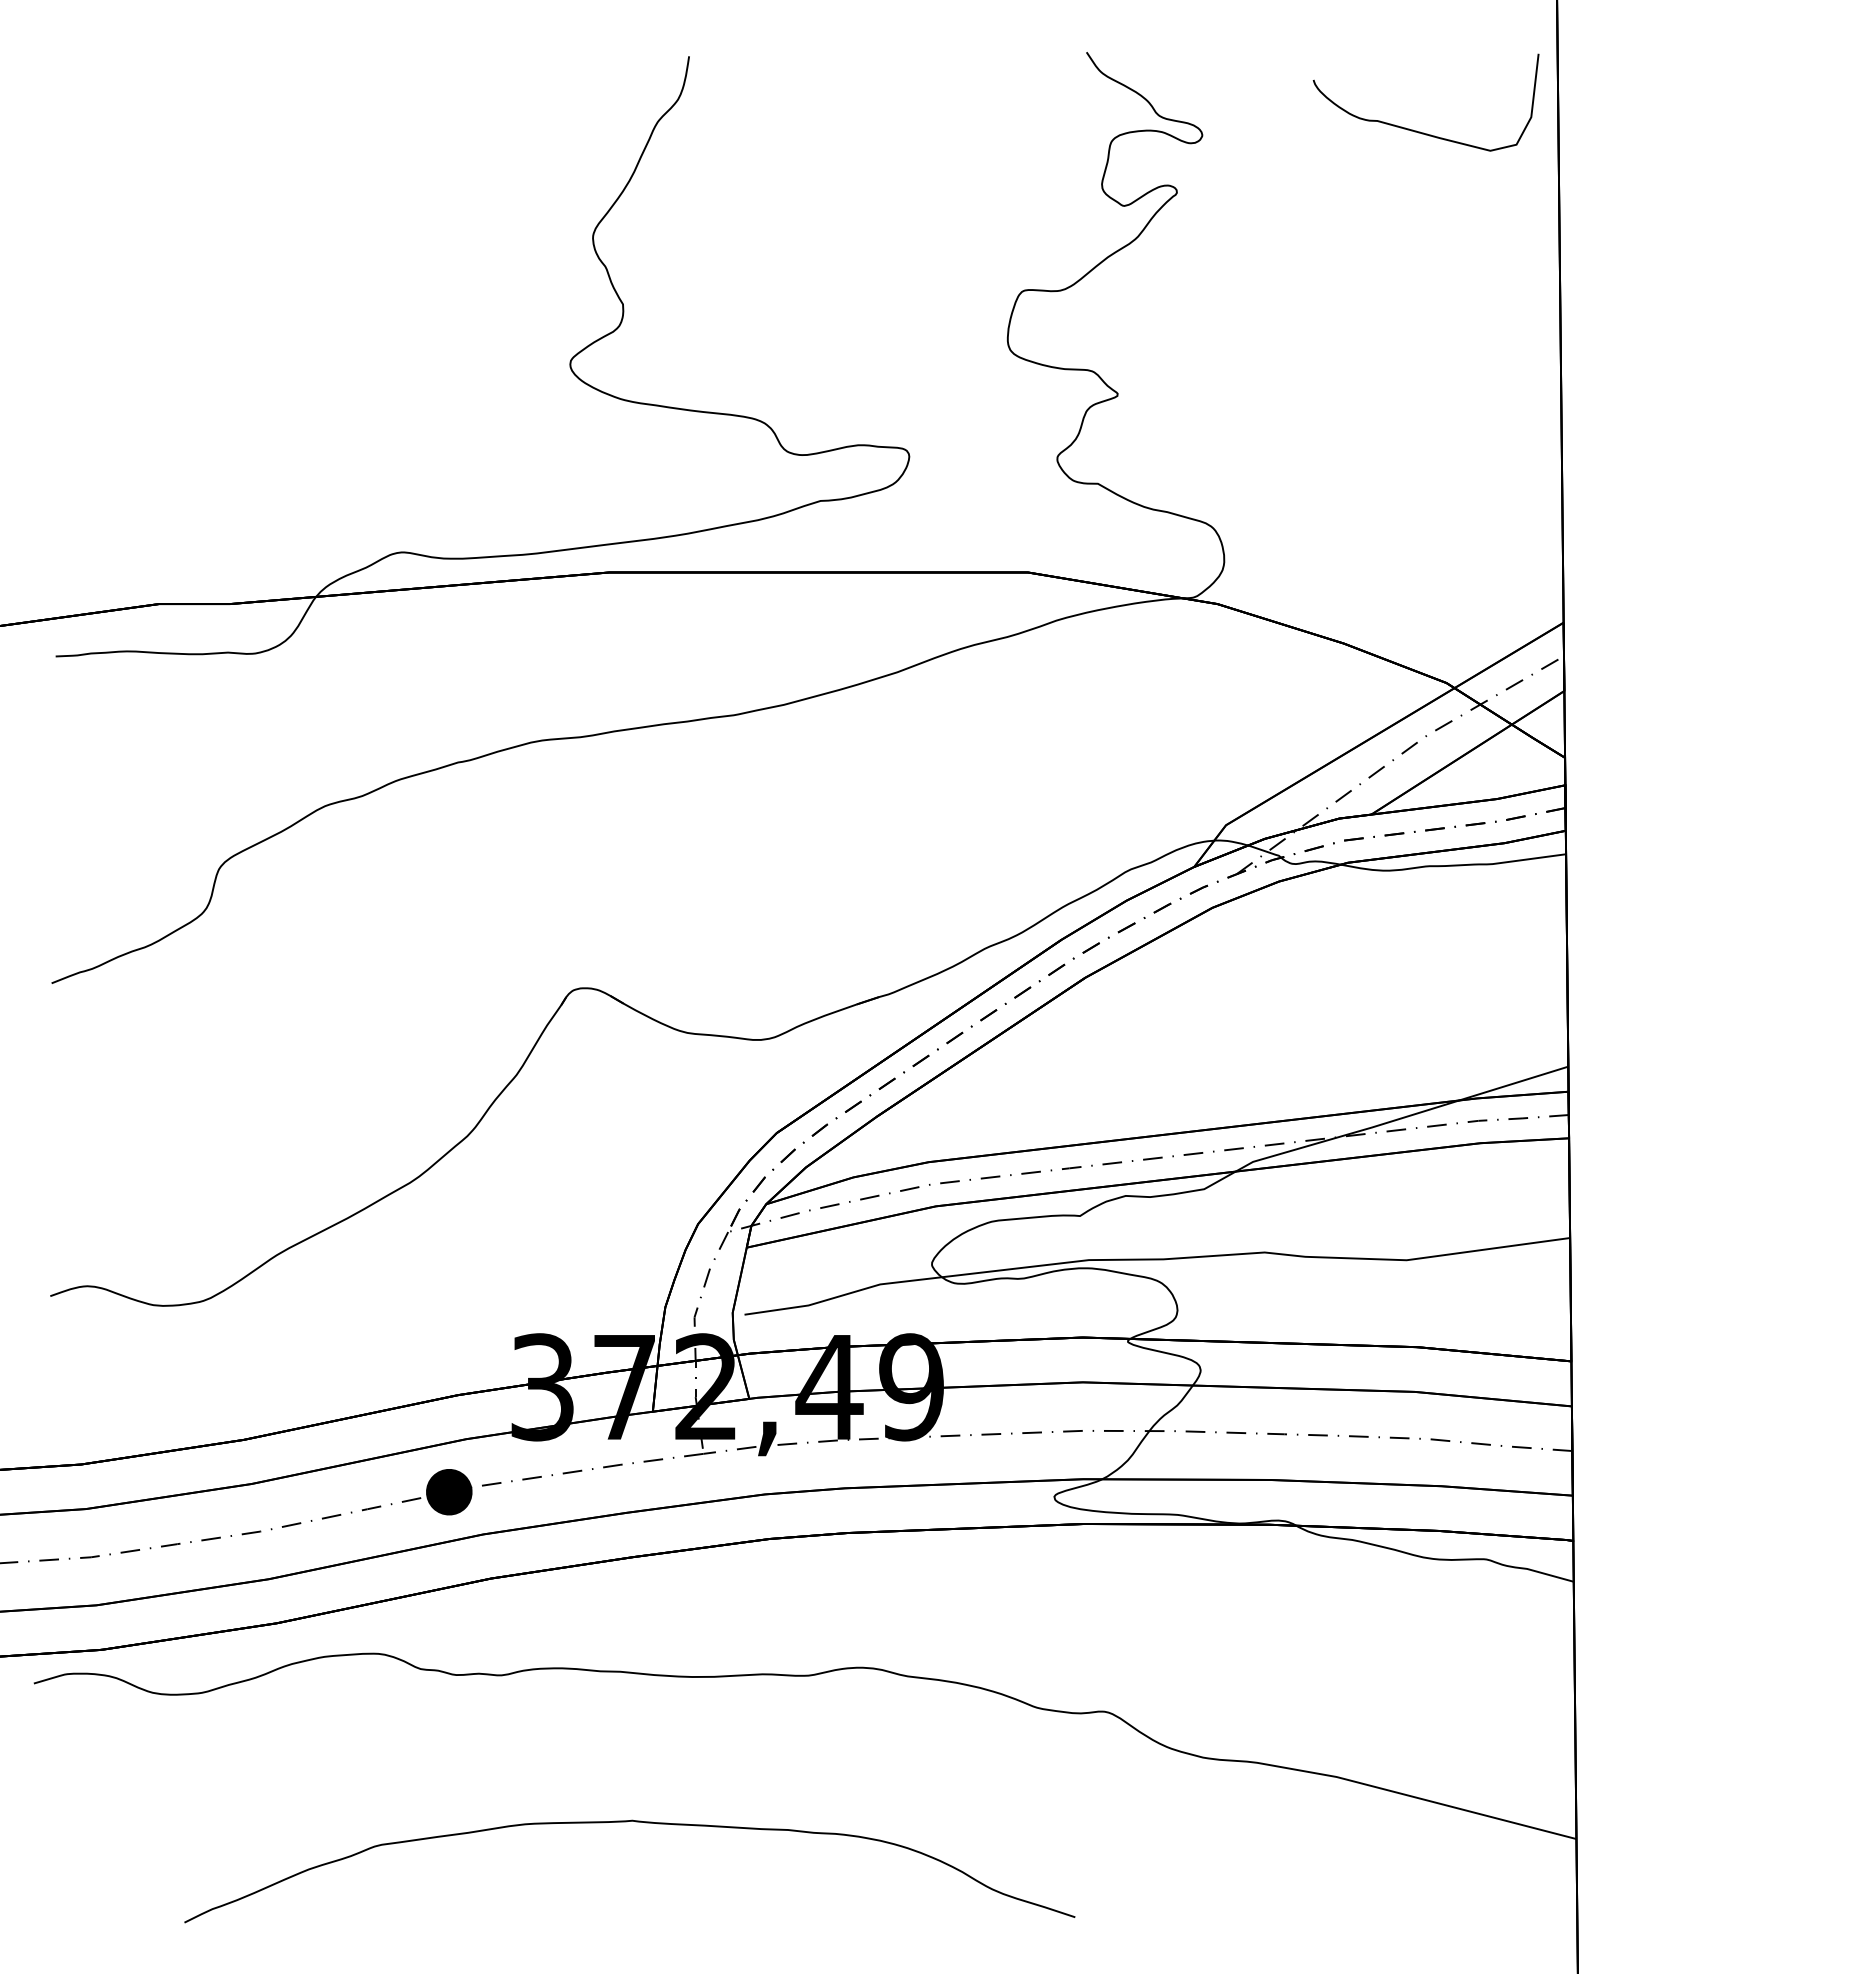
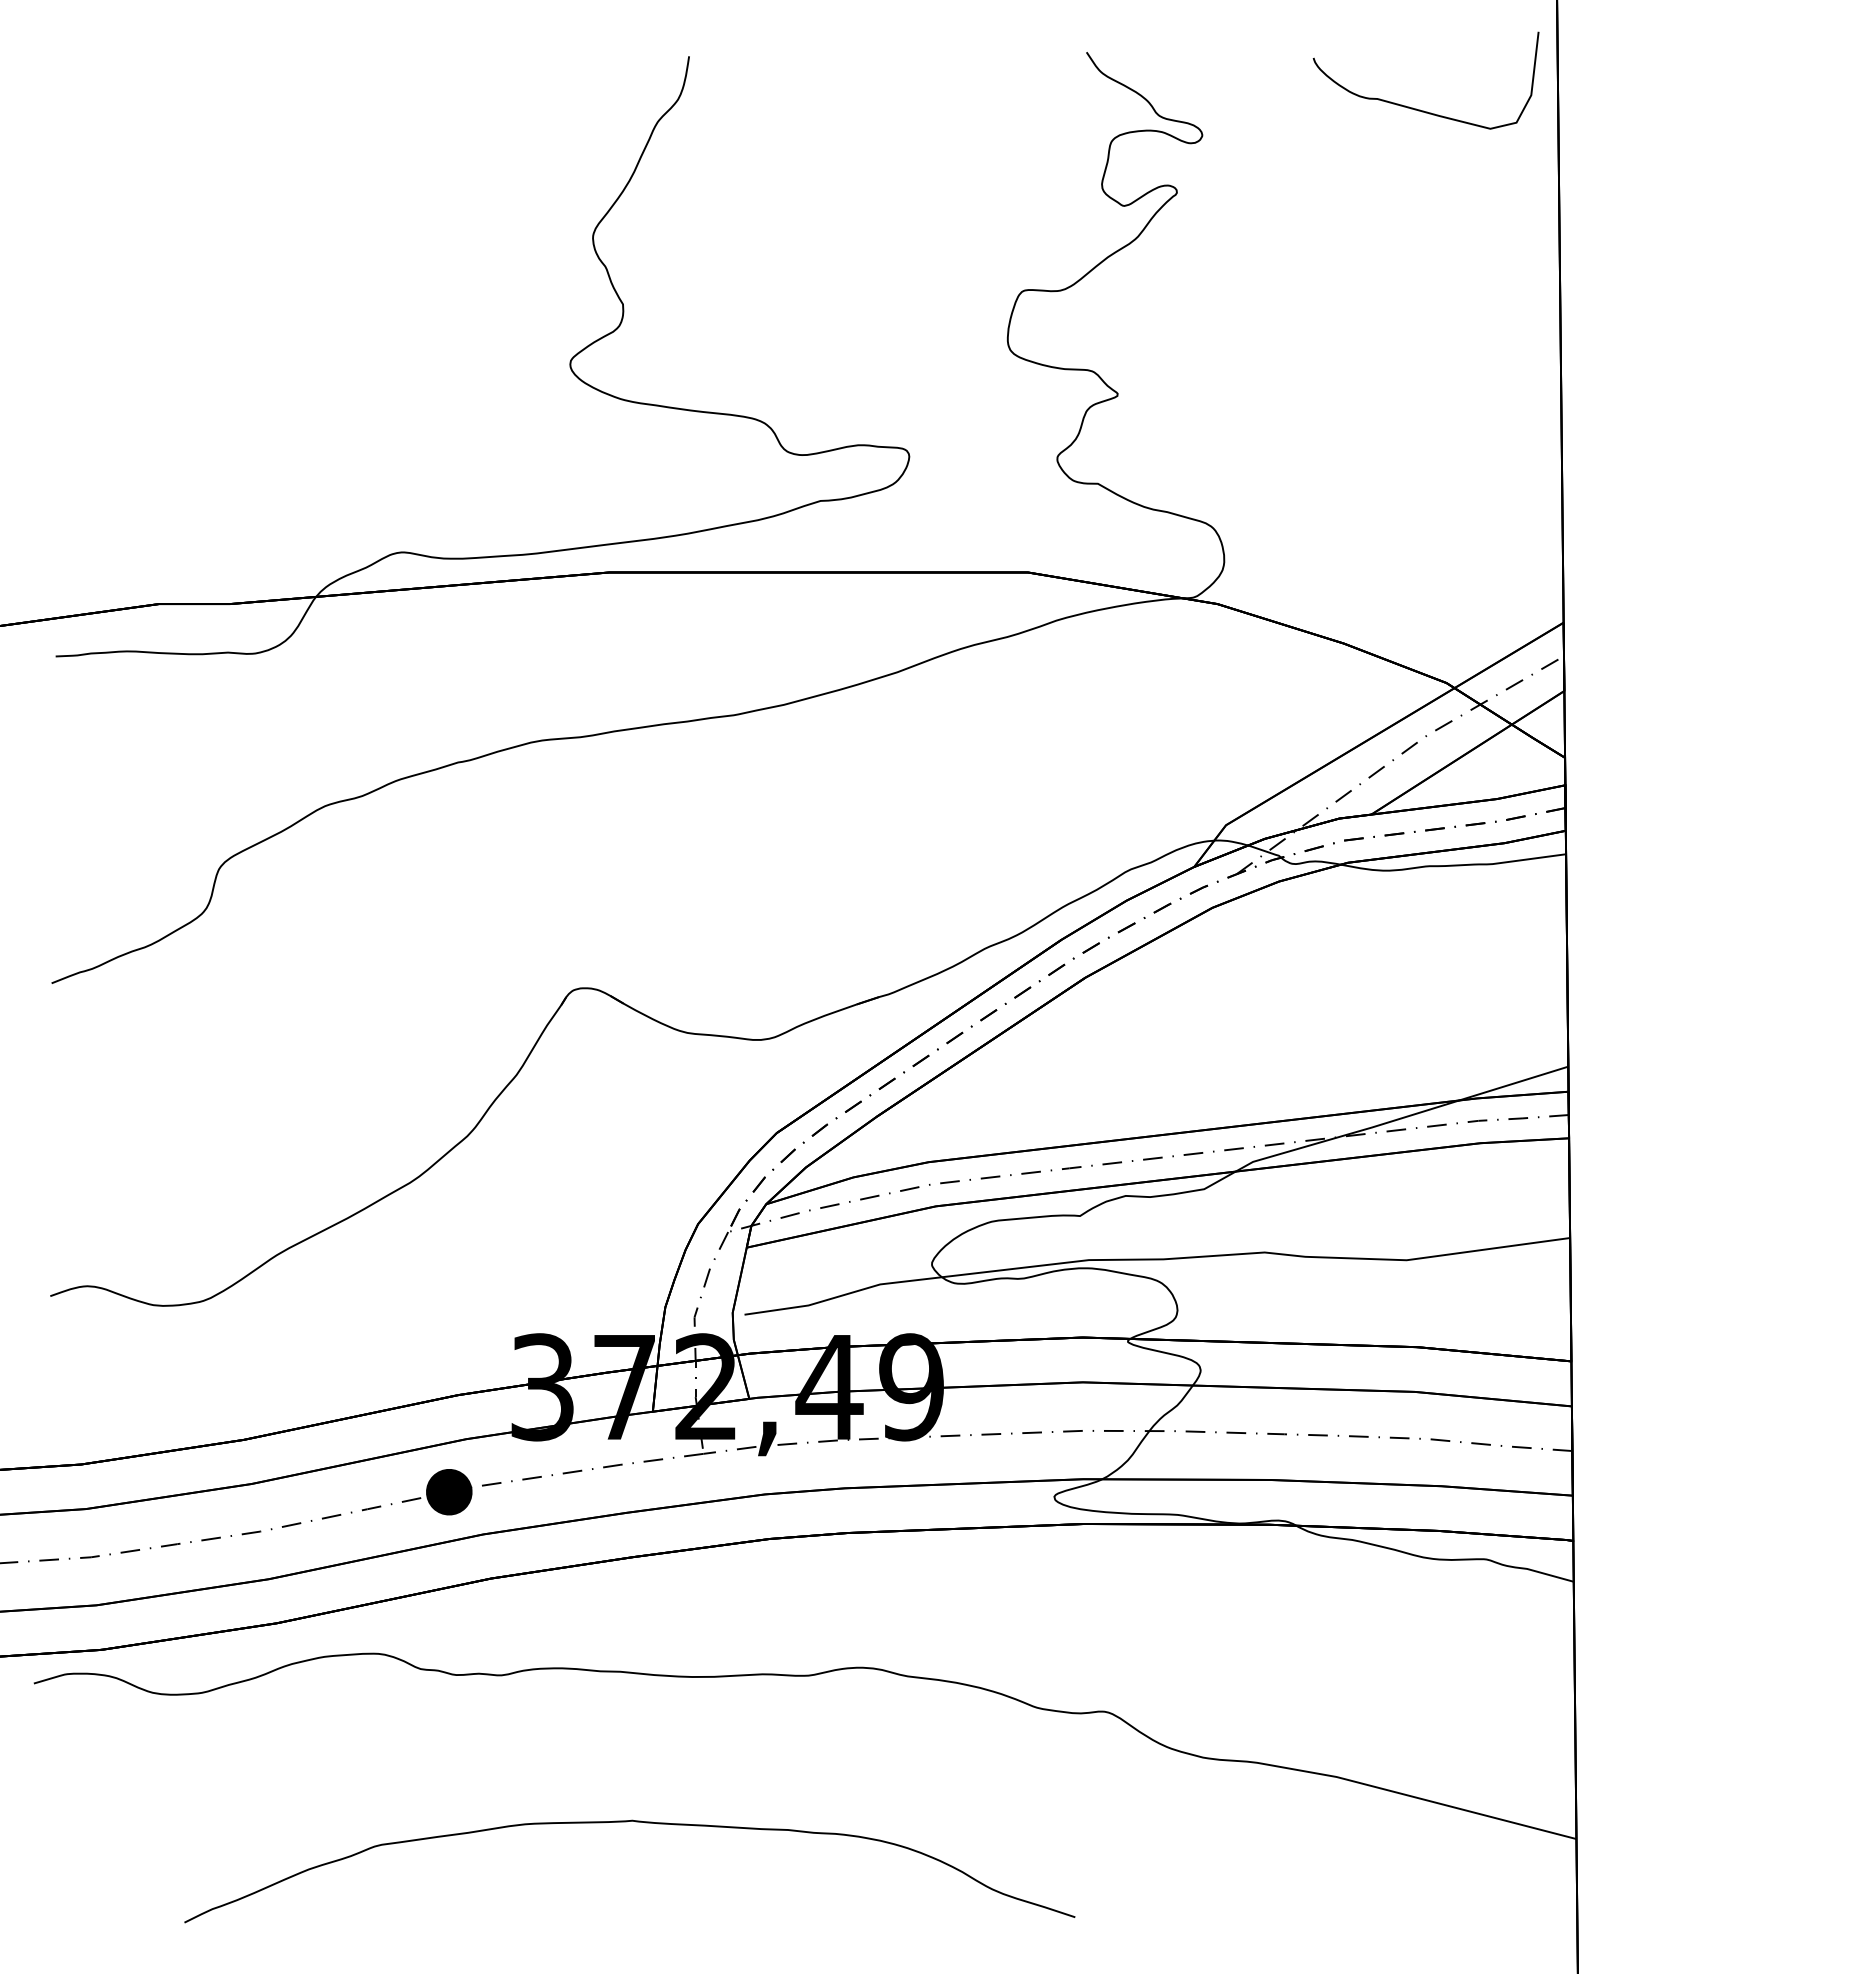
curve position: (1416, 130) -> (1416, 108) (1416, 108)
